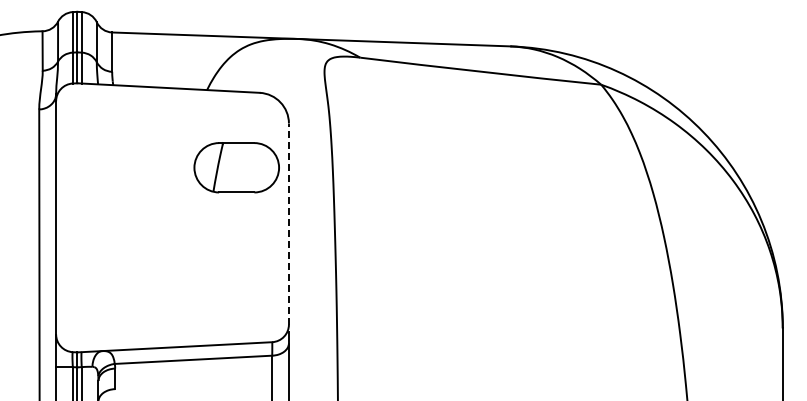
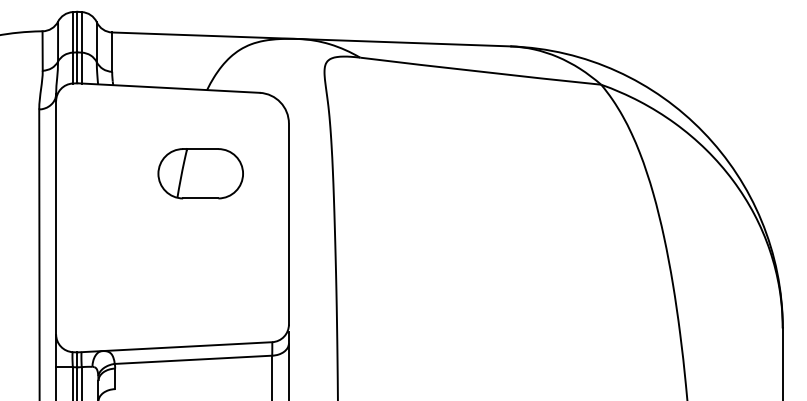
part position: (236, 167) -> (200, 173) (200, 173)
line: dashed -> solid (288, 223)
